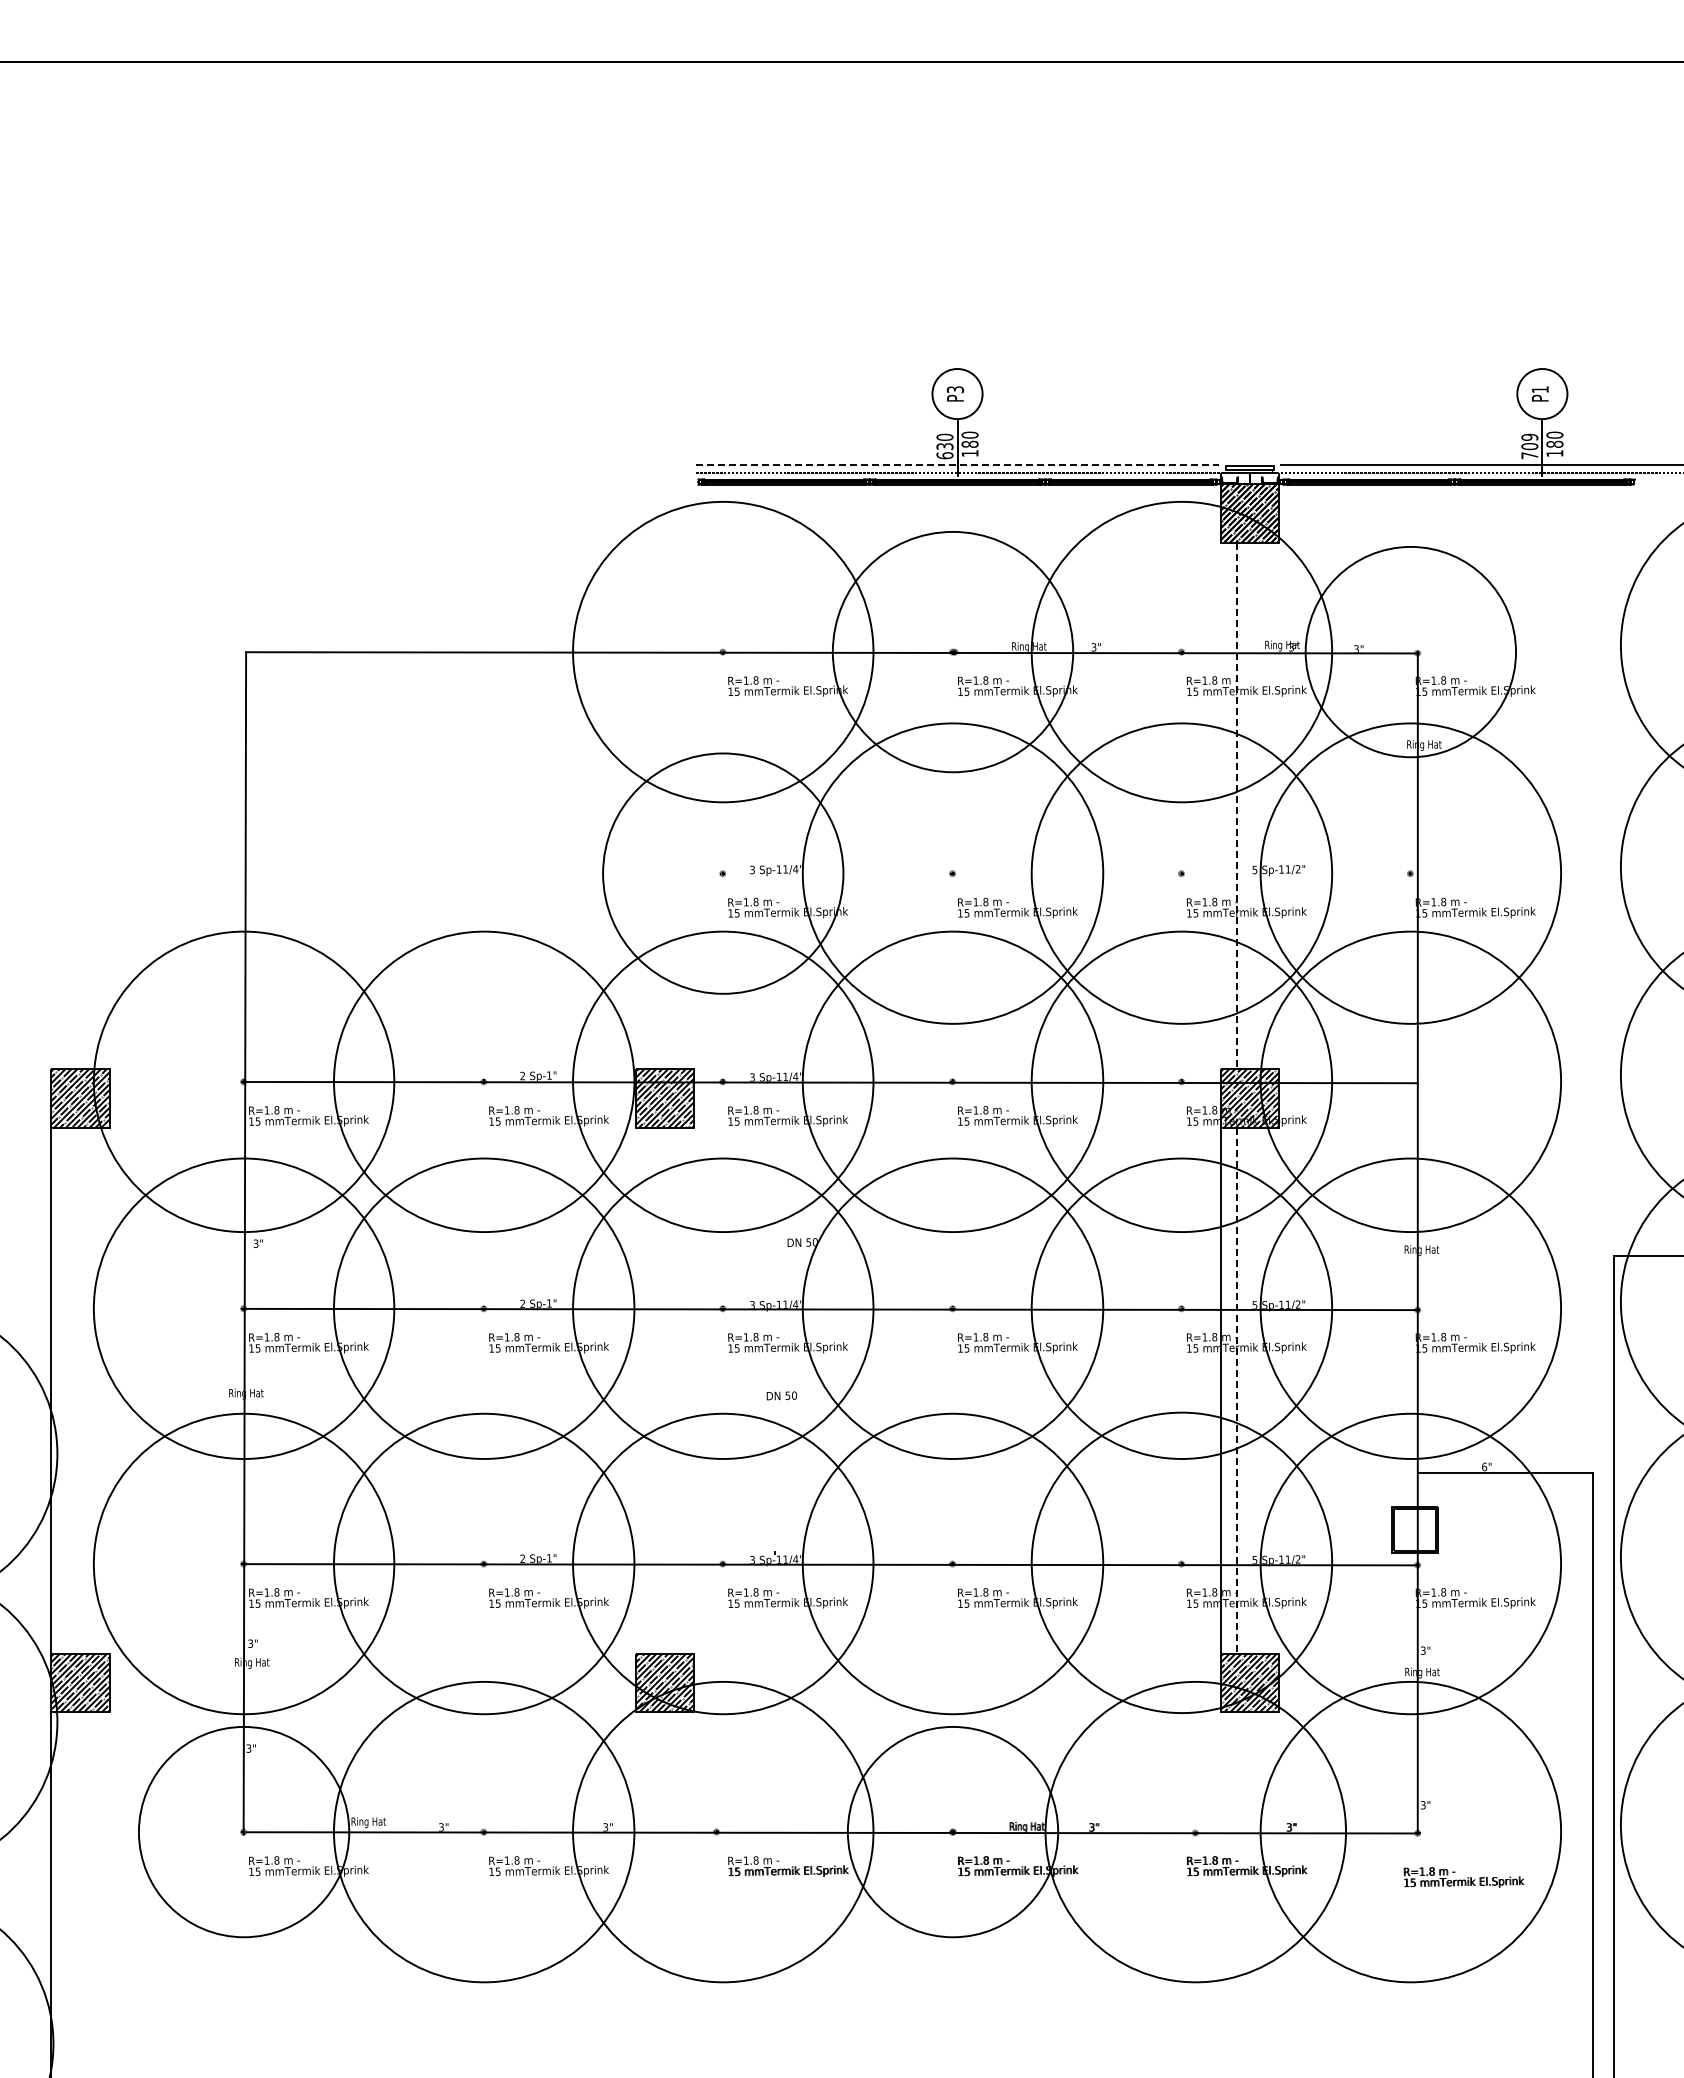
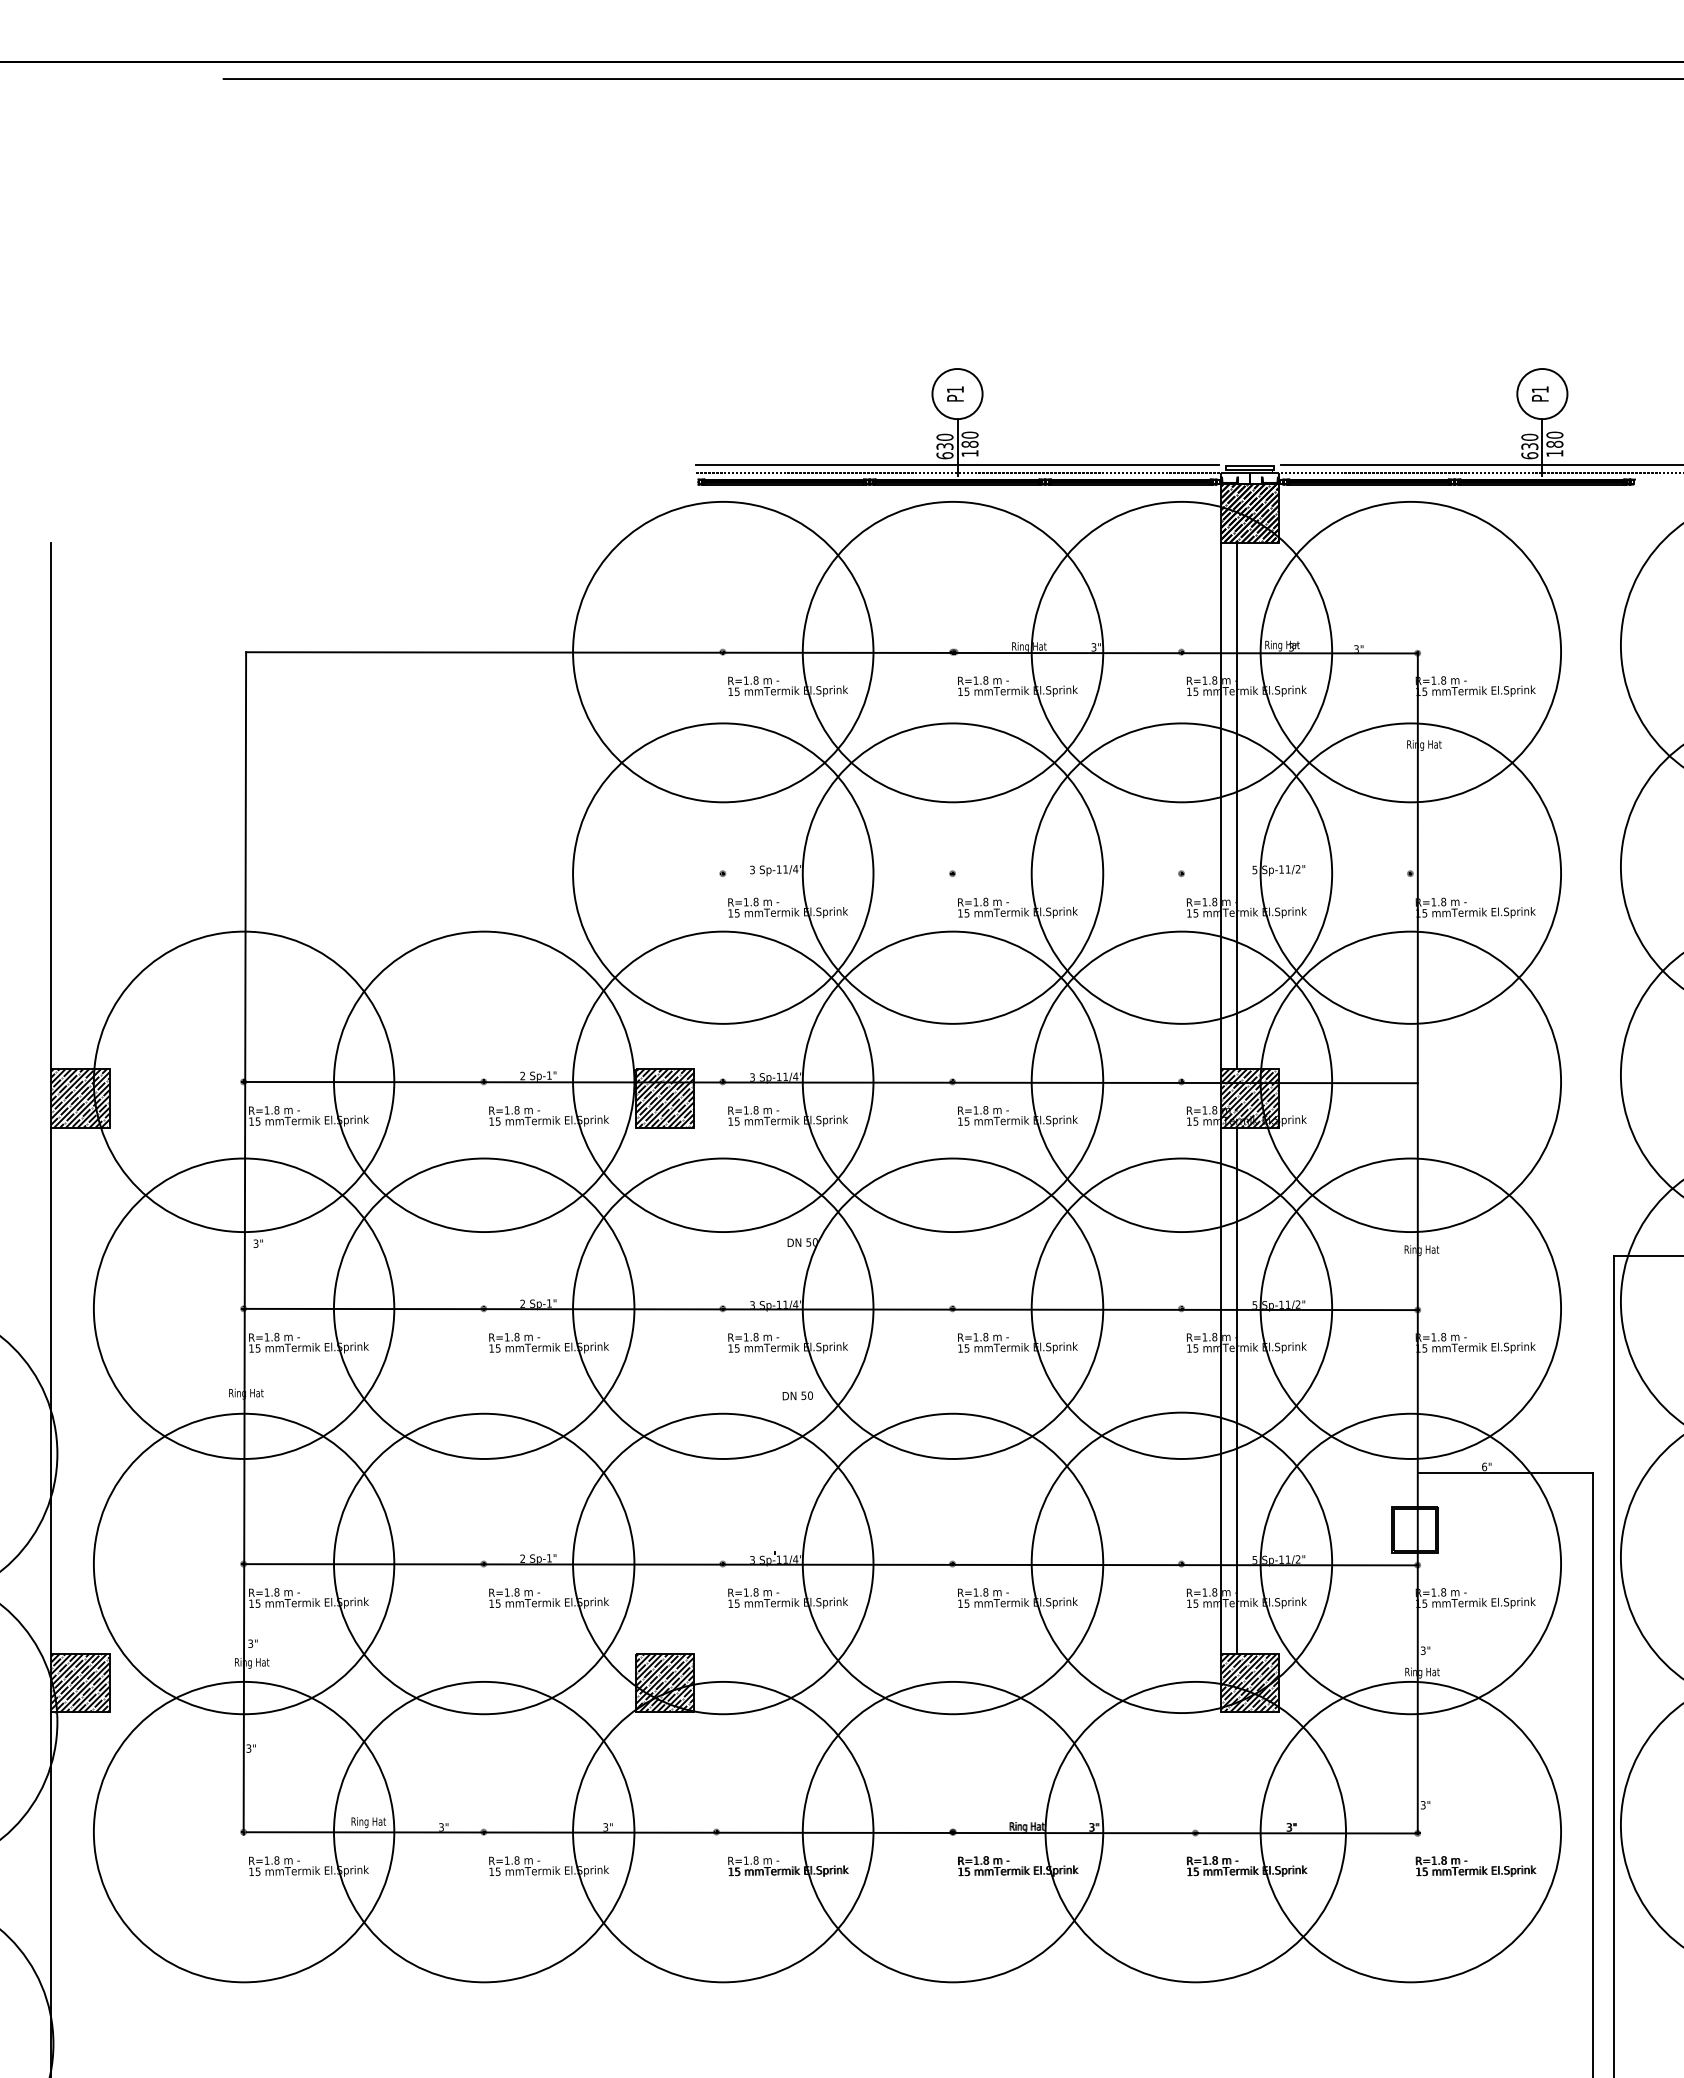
line: none -> present (951, 79)
text: P3 -> P1 (955, 389)
text: 709 -> 630 (1529, 446)
line: dashed -> solid (958, 464)
circle diameter: 240 px -> 300 px (952, 651)
circle diameter: 210 px -> 300 px (1410, 651)
line: none -> present (51, 805)
line: none -> present (1220, 805)
line: dashed -> solid (1237, 806)
circle diameter: 240 px -> 300 px (723, 873)
line: dashed -> solid (1237, 1391)
text position: (781, 1395) -> (797, 1395) (797, 1395)
circle diameter: 210 px -> 300 px (243, 1831)
circle diameter: 210 px -> 300 px (952, 1831)
text position: (1463, 1877) -> (1475, 1866) (1475, 1866)
